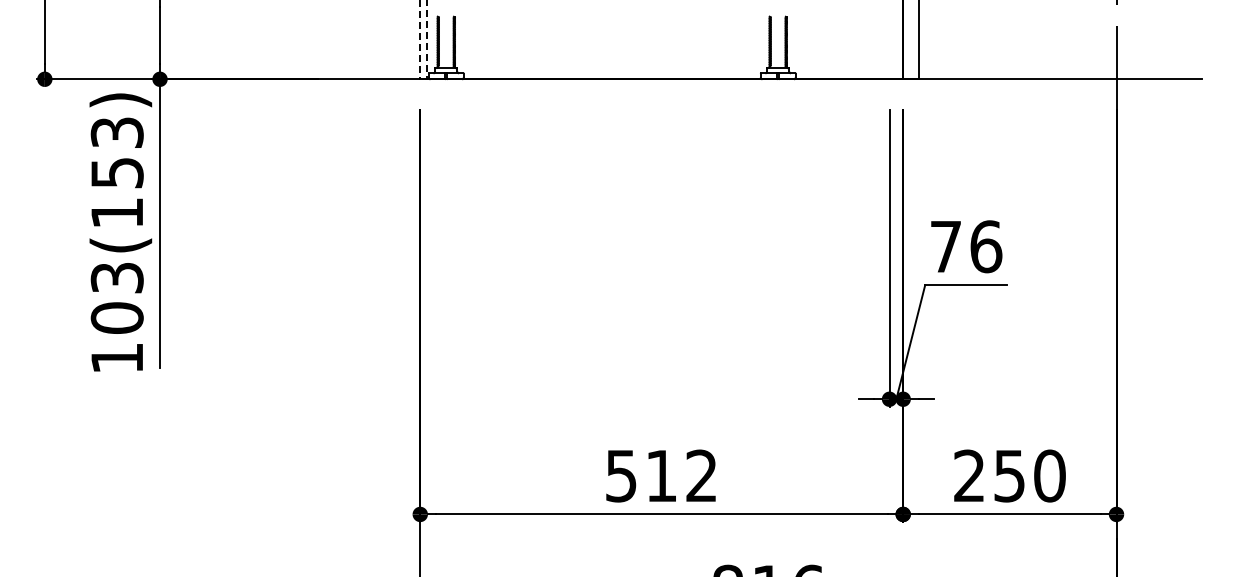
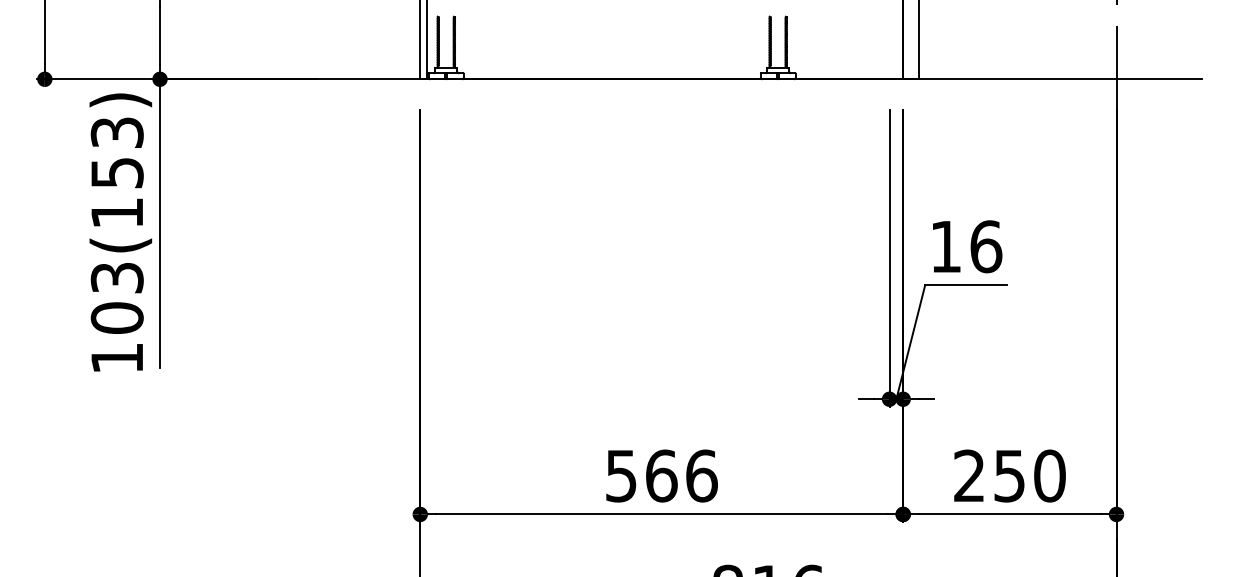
line: dashed -> solid (420, 40)
line: dashed -> solid (427, 40)
text: 76 -> 16 (945, 246)
text: 512 -> 566 (681, 475)
